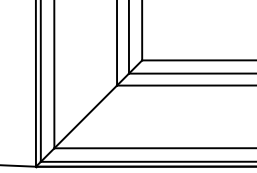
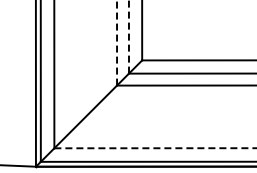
line: solid -> dashed (128, 36)
line: solid -> dashed (117, 42)
line: solid -> dashed (155, 148)
